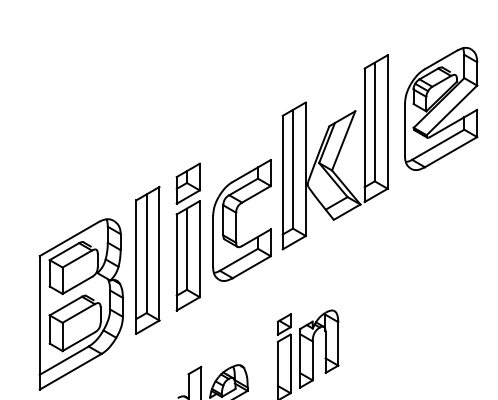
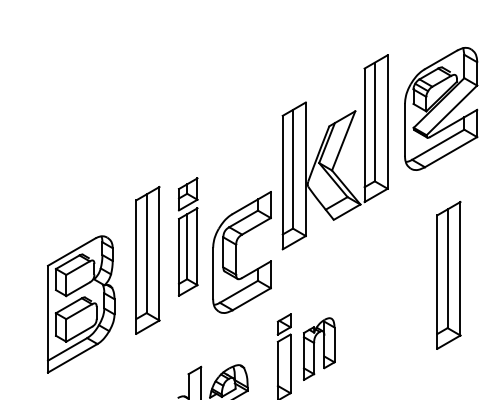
part position: (241, 220) -> (241, 252) (241, 252)
part size: 26x150 px -> 21x120 px (188, 236)
part: none -> present (448, 275)
part size: 86x173 px -> 69x139 px (81, 304)
part size: 41x80 px -> 33x64 px (319, 348)
